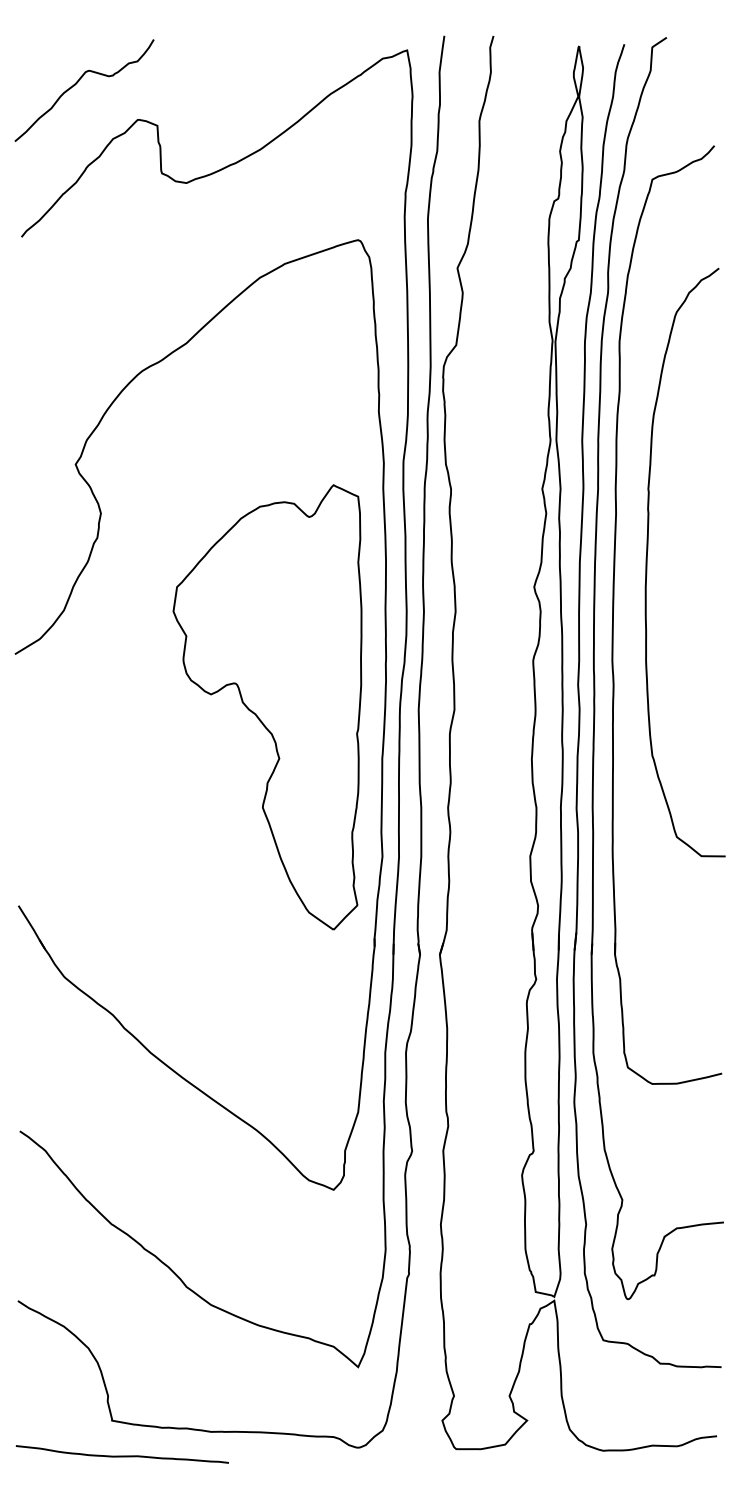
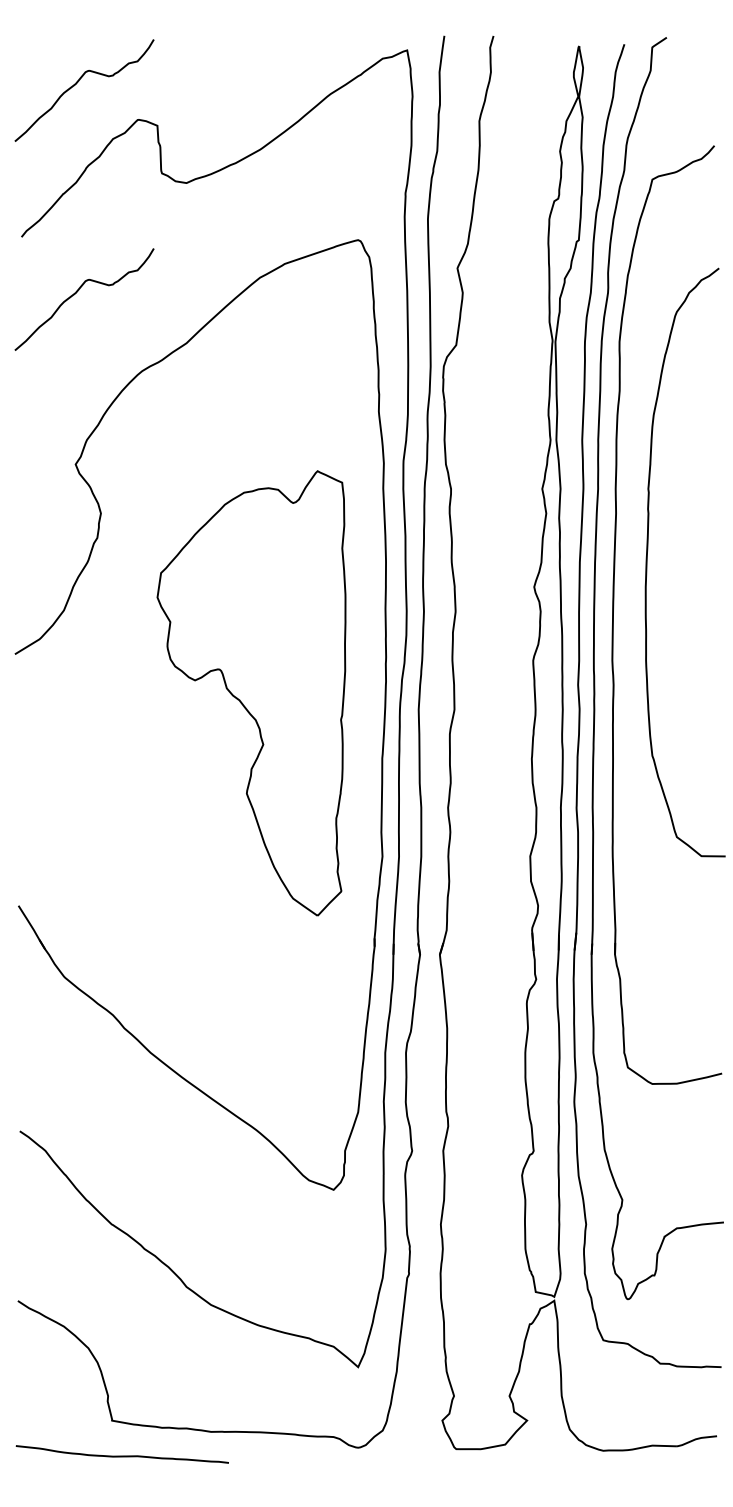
curve: none -> present (77, 292)
part position: (267, 707) -> (251, 693) (251, 693)
